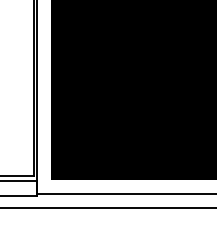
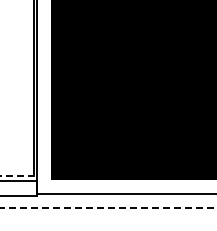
line: solid -> dashed (17, 176)
line: solid -> dashed (108, 207)
